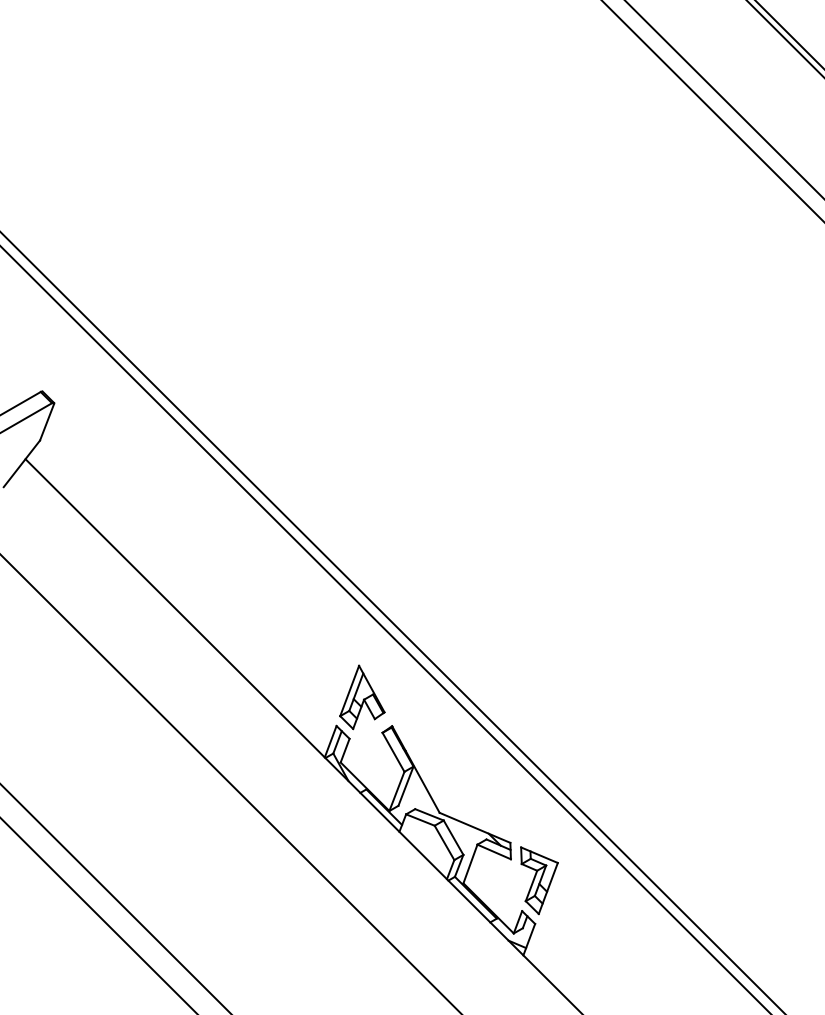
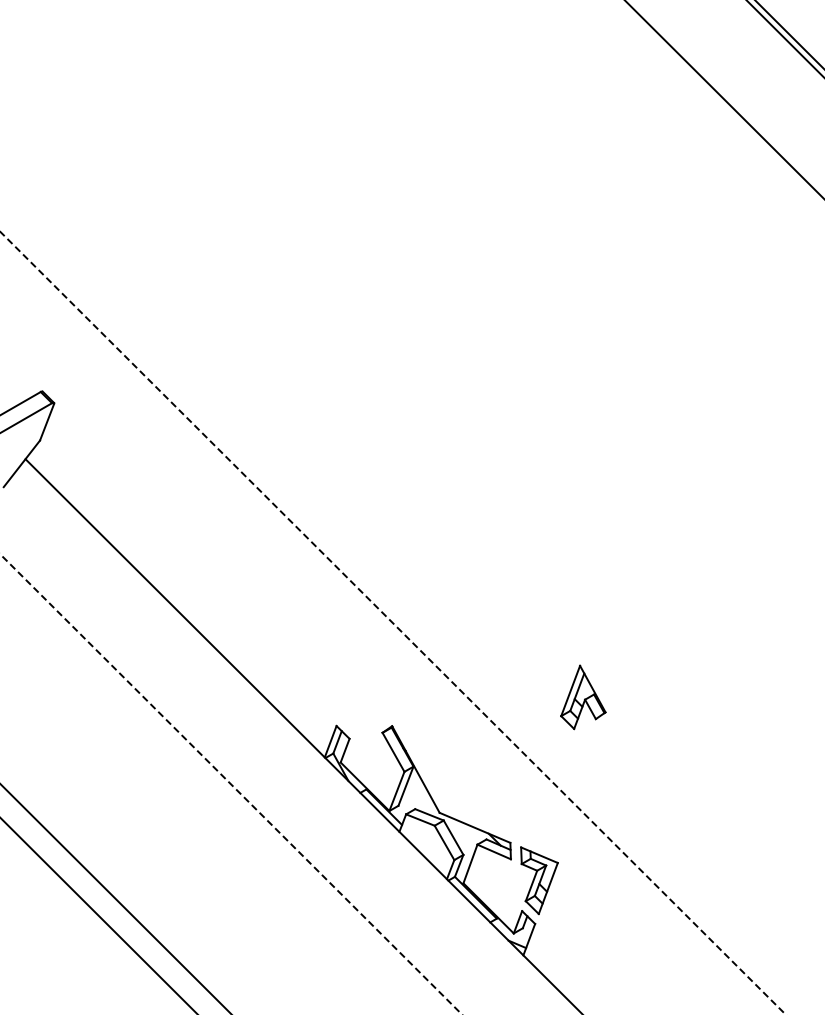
line: present -> none (712, 110)
line: solid -> dashed (392, 623)
line: present -> none (385, 629)
part position: (362, 697) -> (583, 697) (583, 697)
line: solid -> dashed (231, 784)
